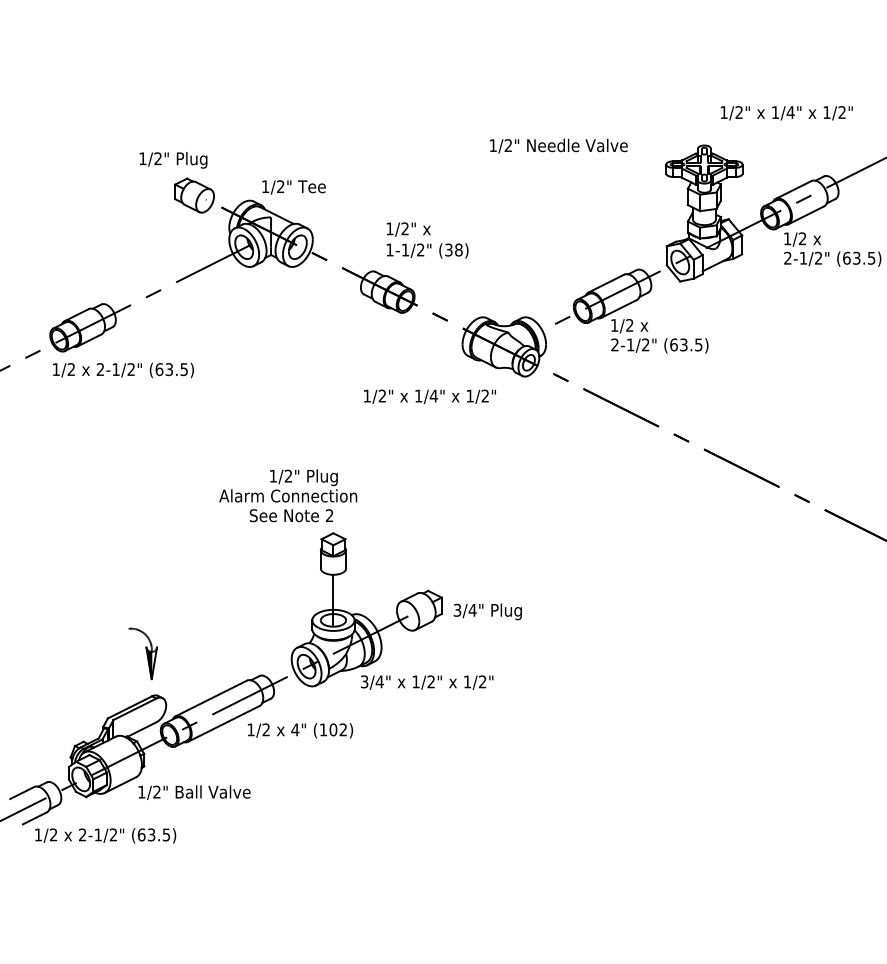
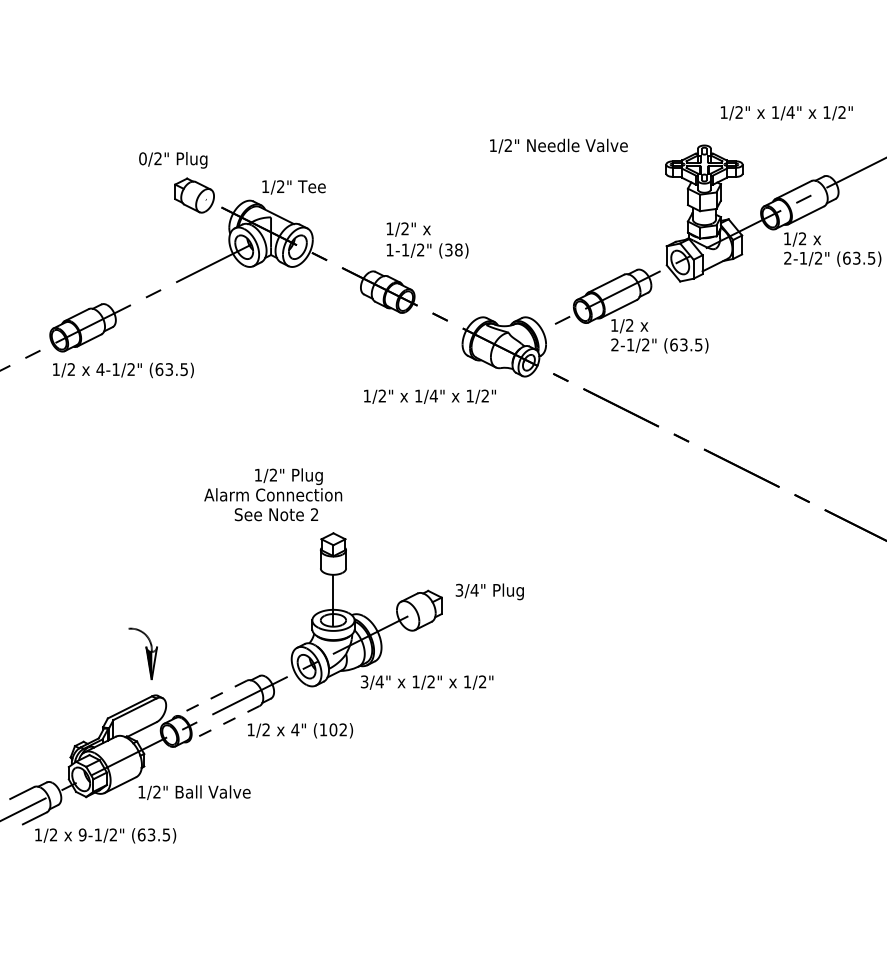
text: 1/2" -> 0/2" (142, 158)
text: 2-1/2" -> 4-1/2" (100, 369)
text position: (288, 495) -> (273, 494) (273, 494)
text position: (487, 611) -> (489, 591) (489, 591)
line: solid -> dashed (210, 698)
line: solid -> dashed (223, 724)
text: 2-1/2" -> 9-1/2" (82, 834)
